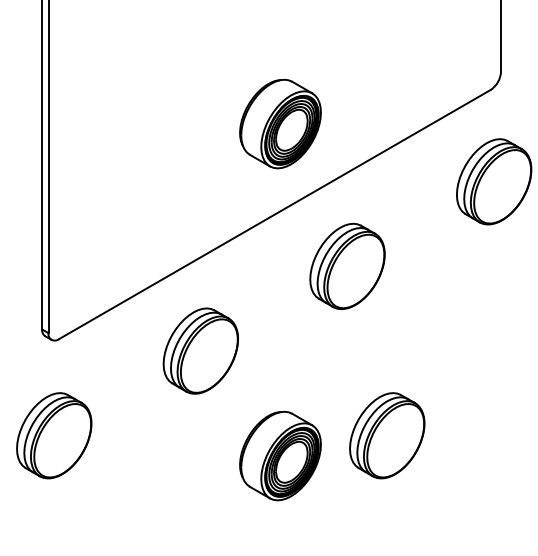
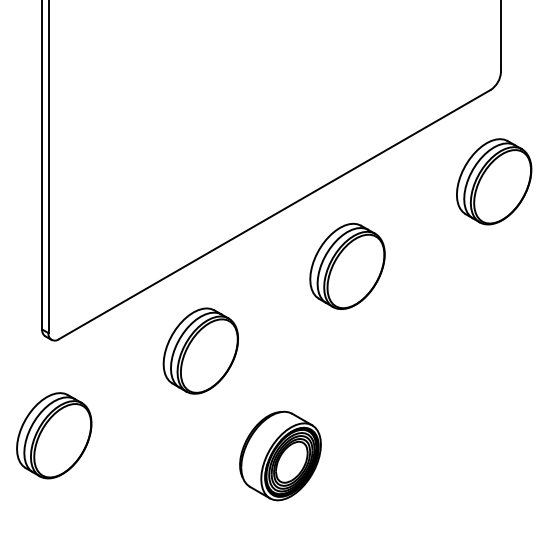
part: present -> none (280, 123)
part: present -> none (387, 435)
